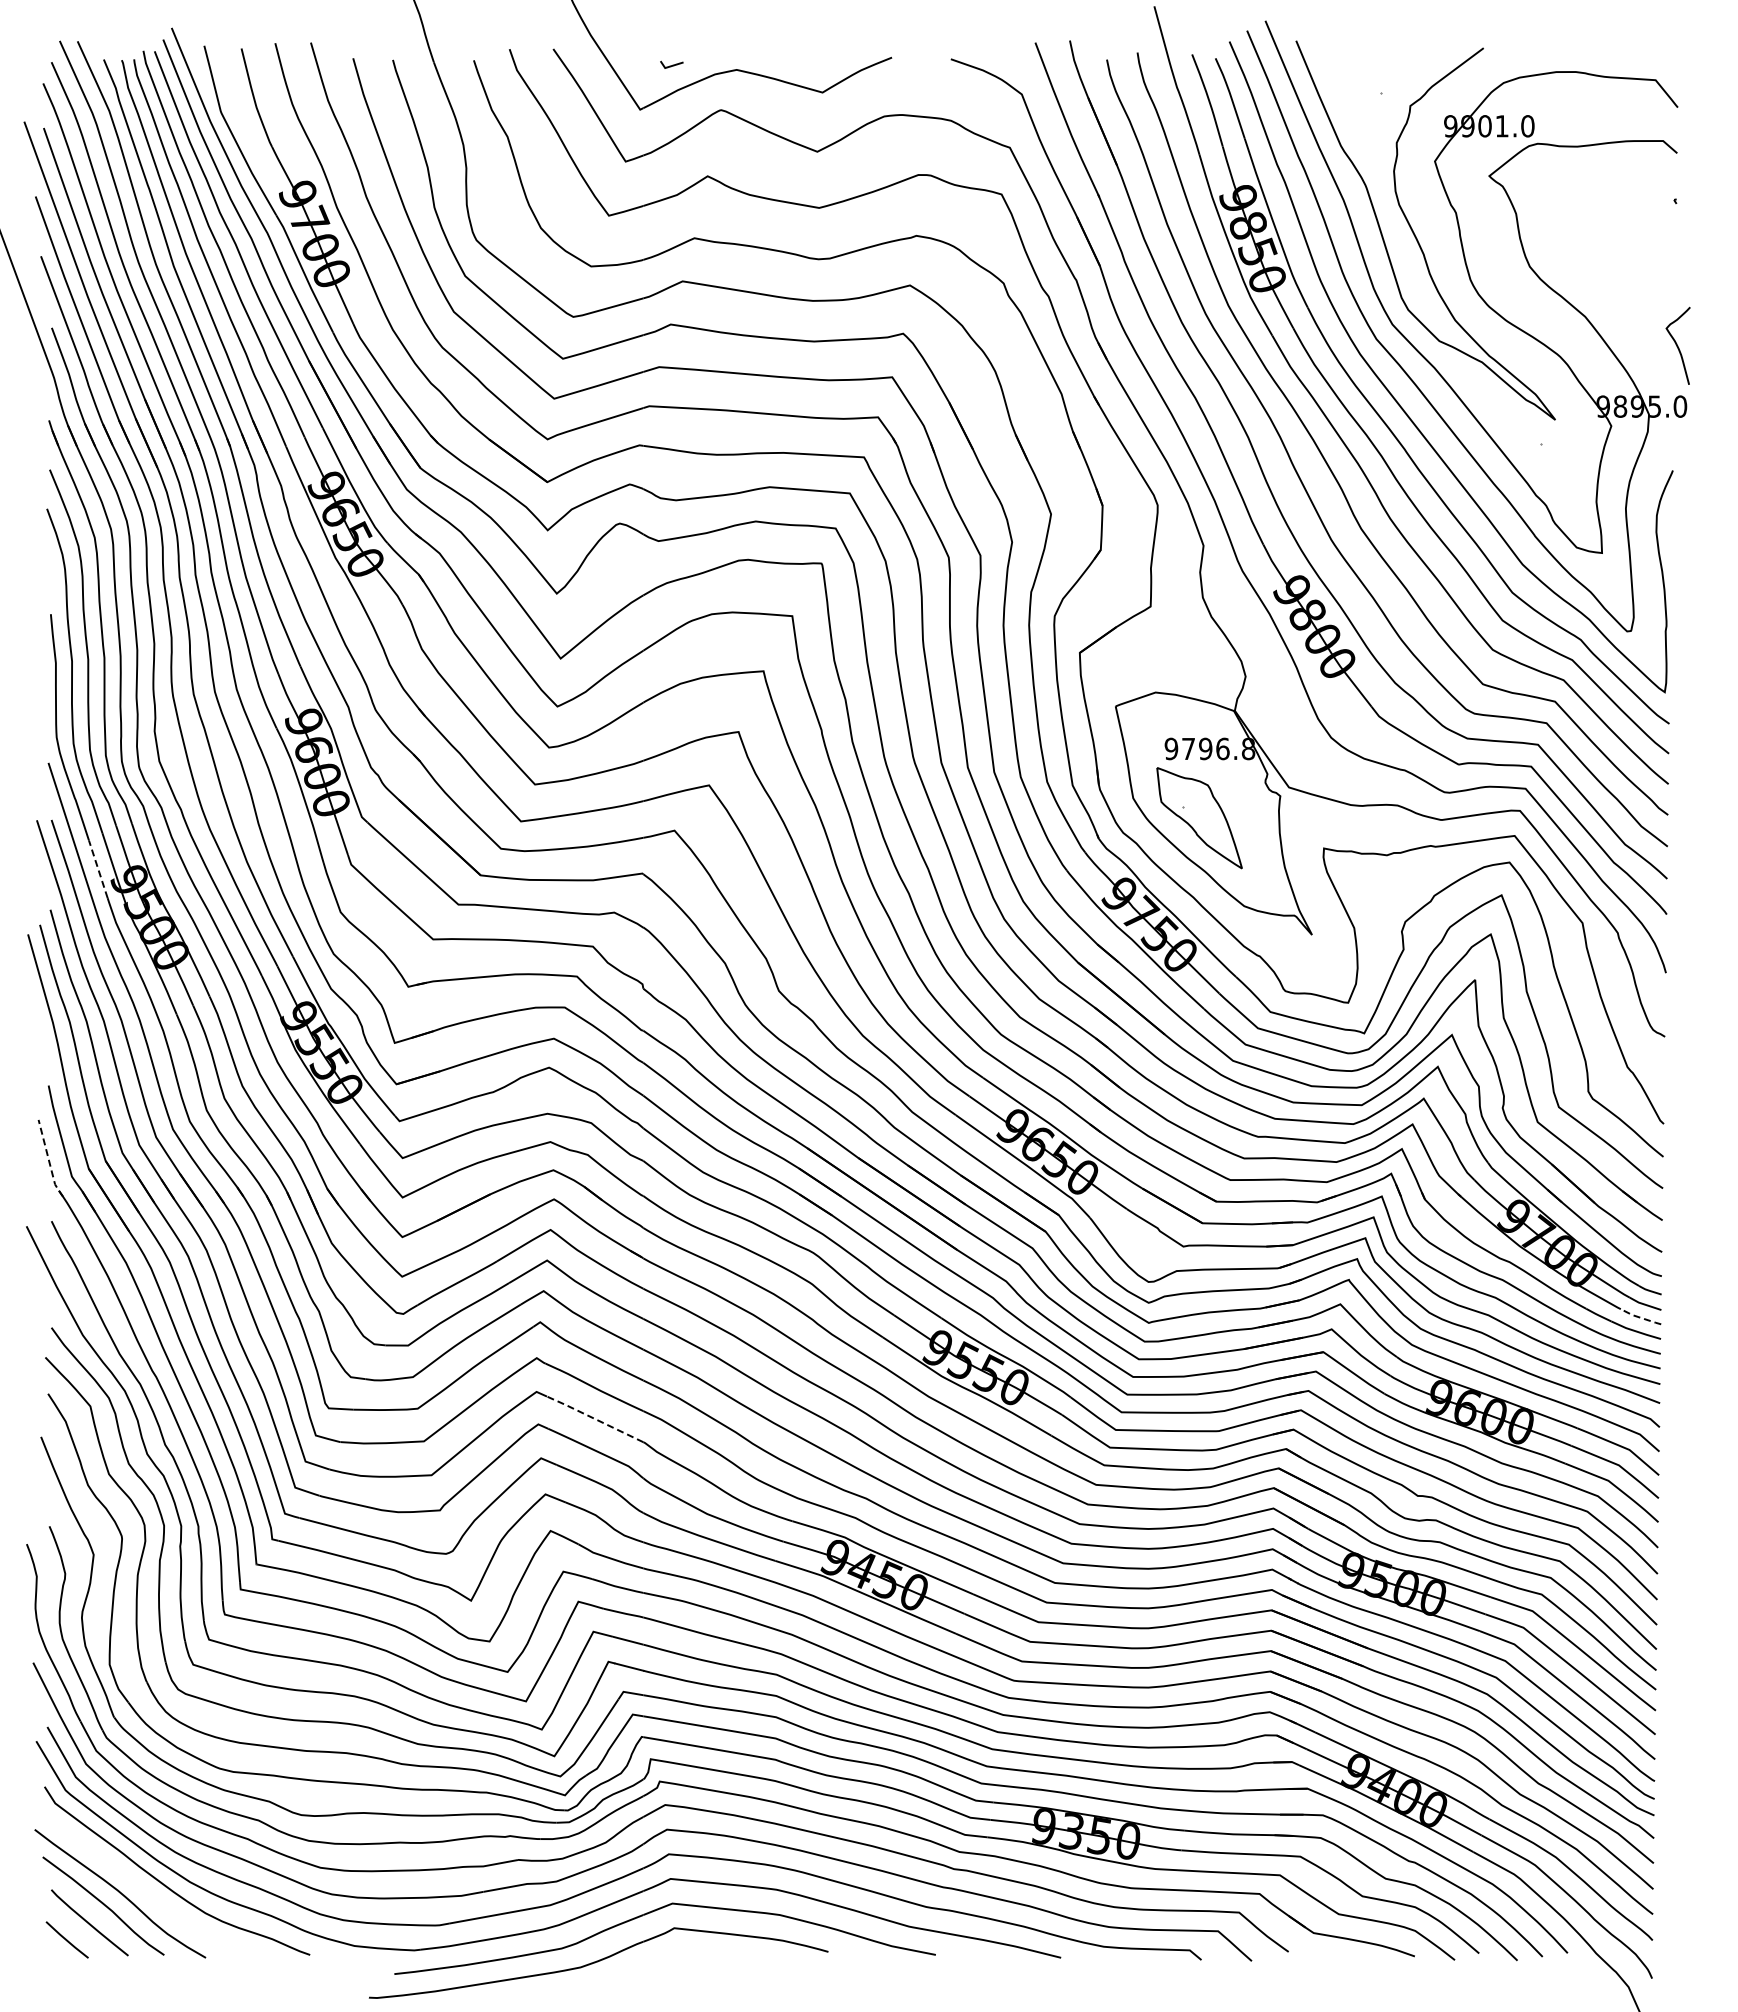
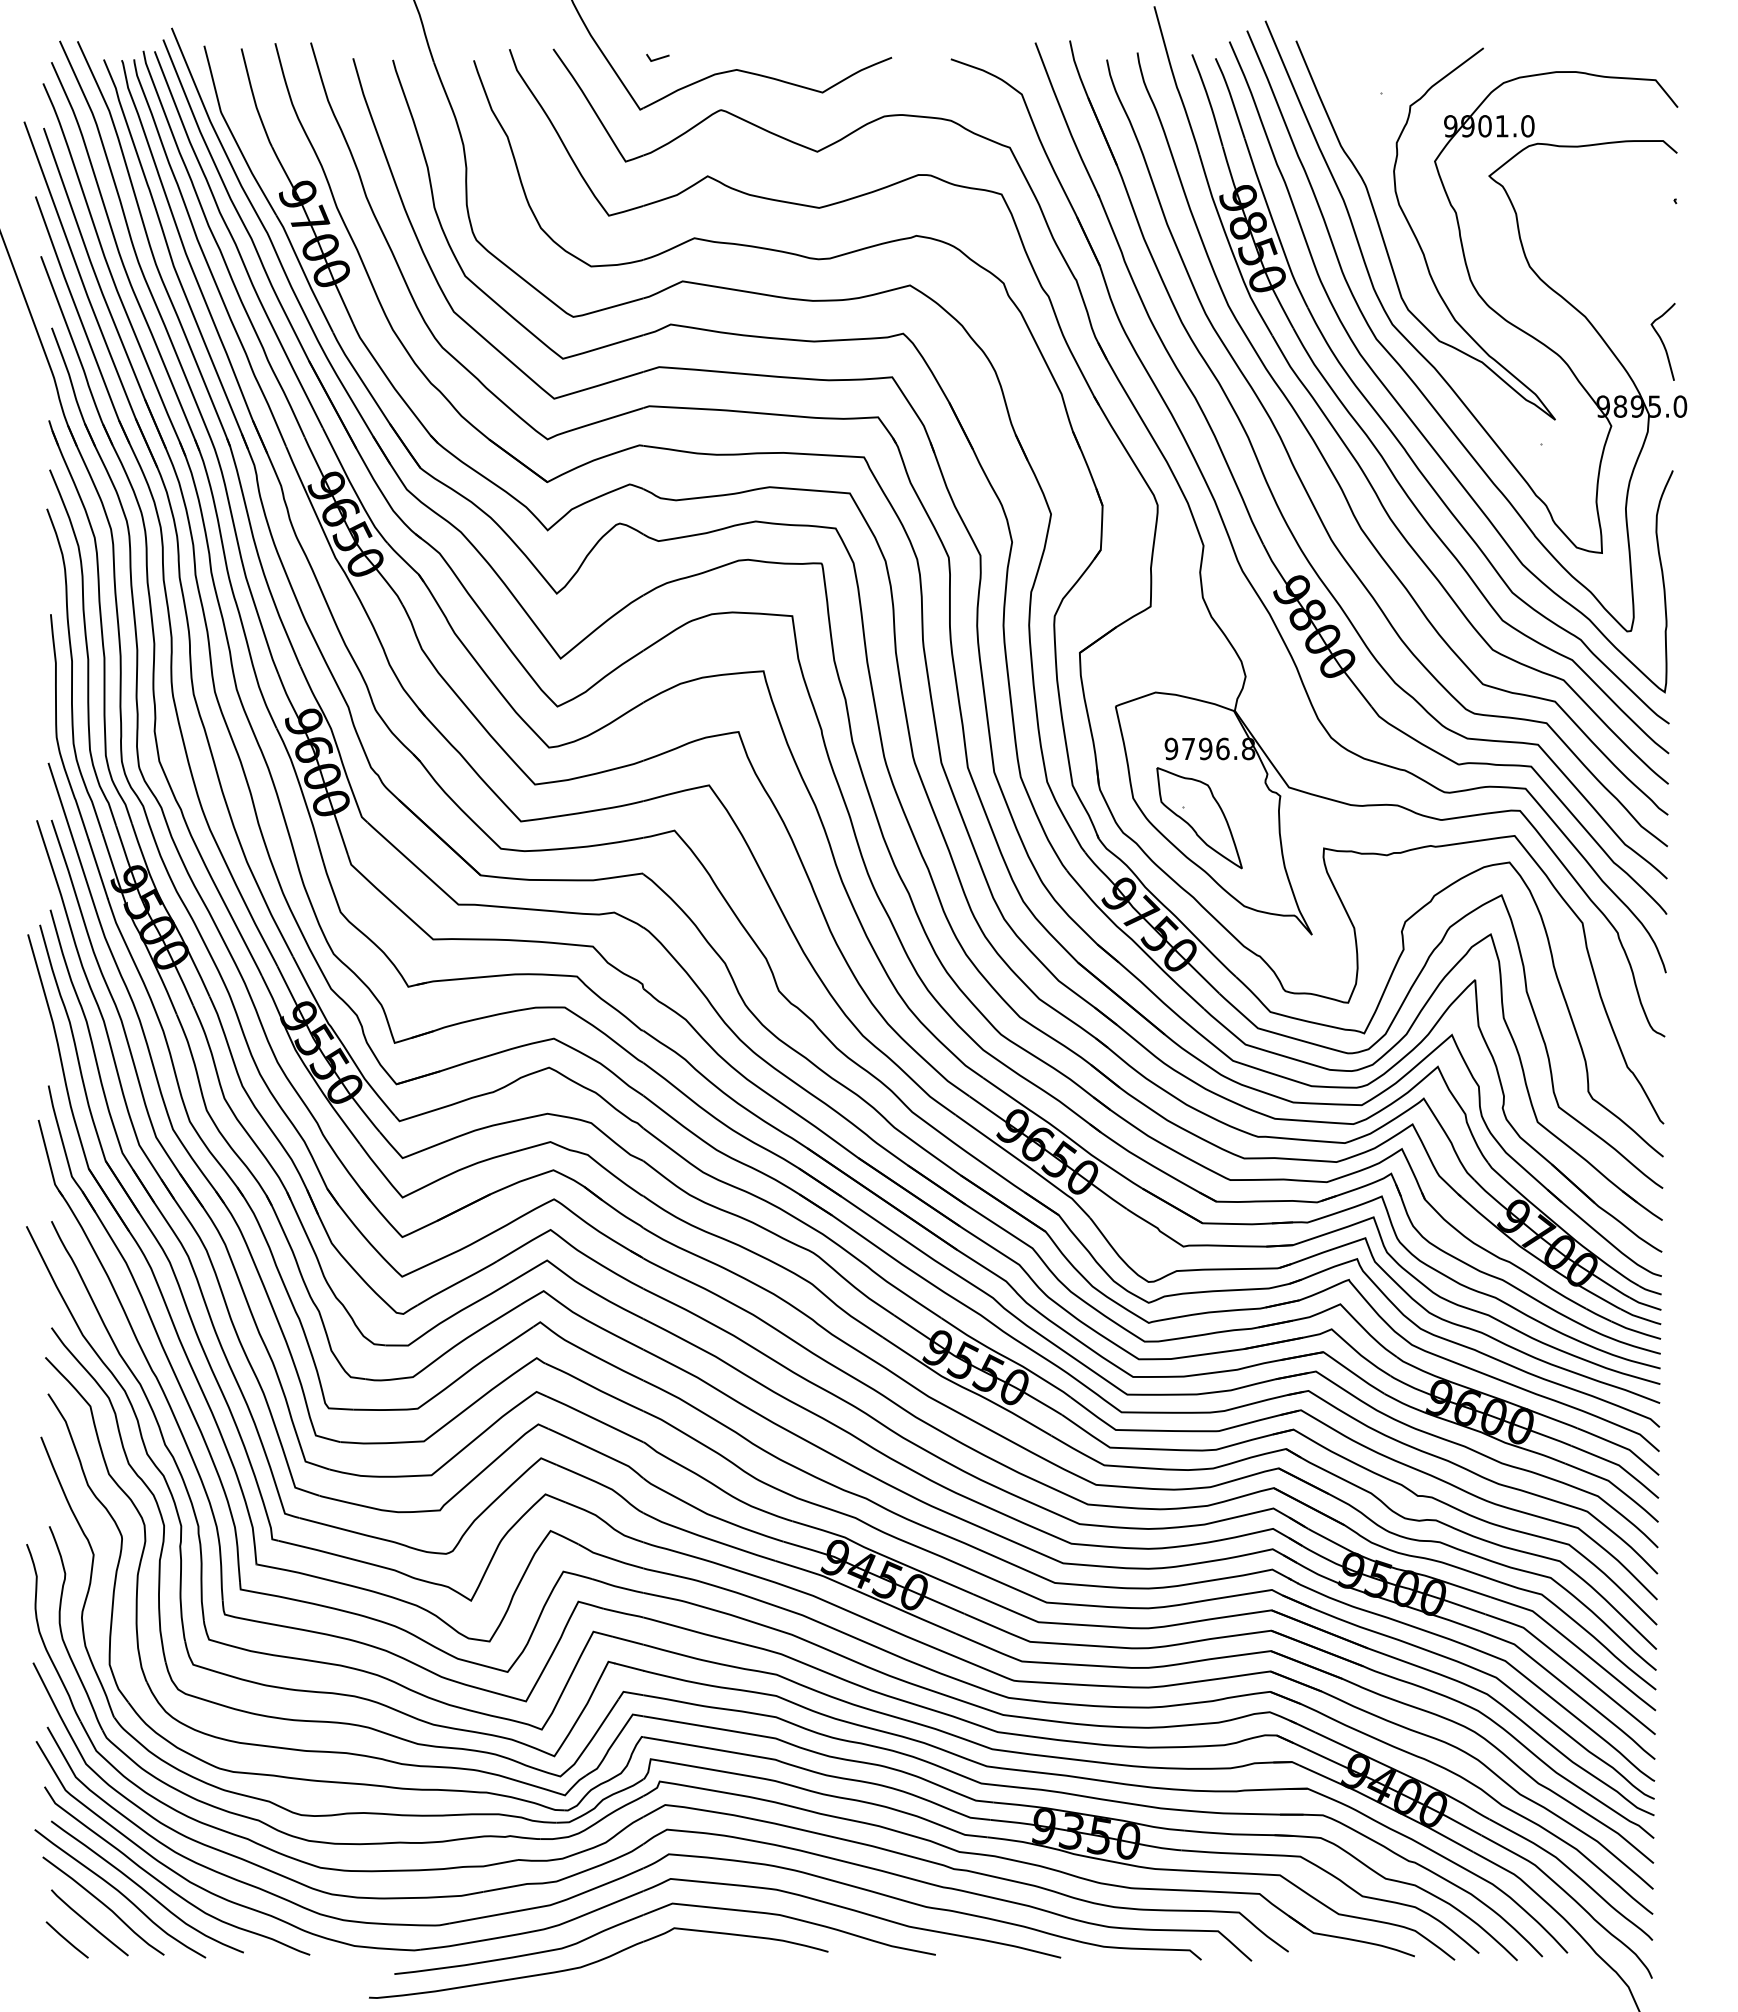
line position: (672, 64) -> (658, 57) (658, 57)
curve position: (1677, 345) -> (1662, 341) (1662, 341)
line: dashed -> solid (98, 868)
line: dashed -> solid (48, 1160)
line: dashed -> solid (1640, 1317)
line: dashed -> solid (594, 1418)
curve: none -> present (146, 1890)
